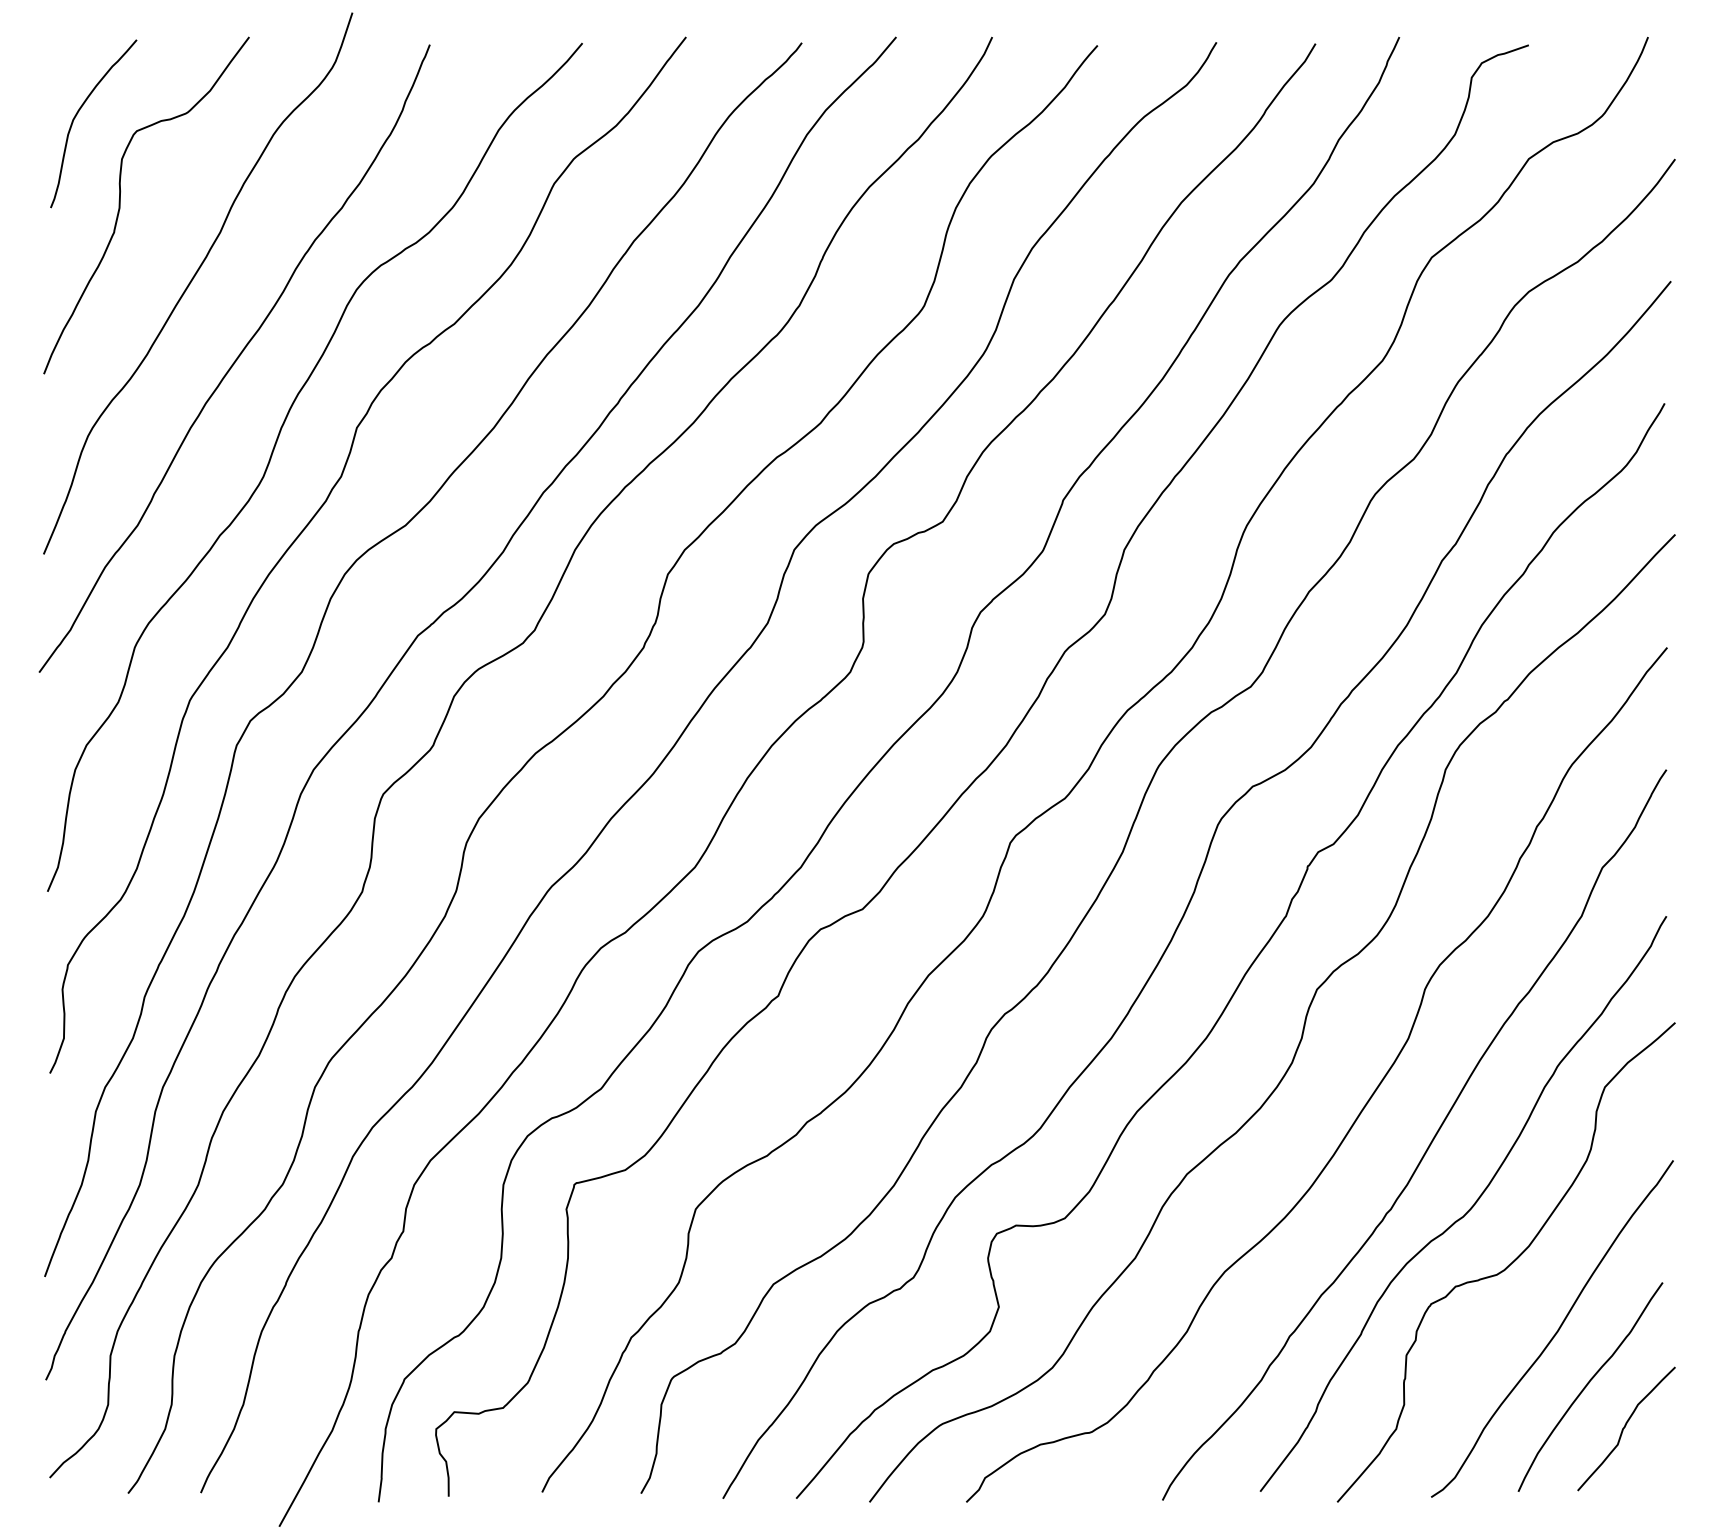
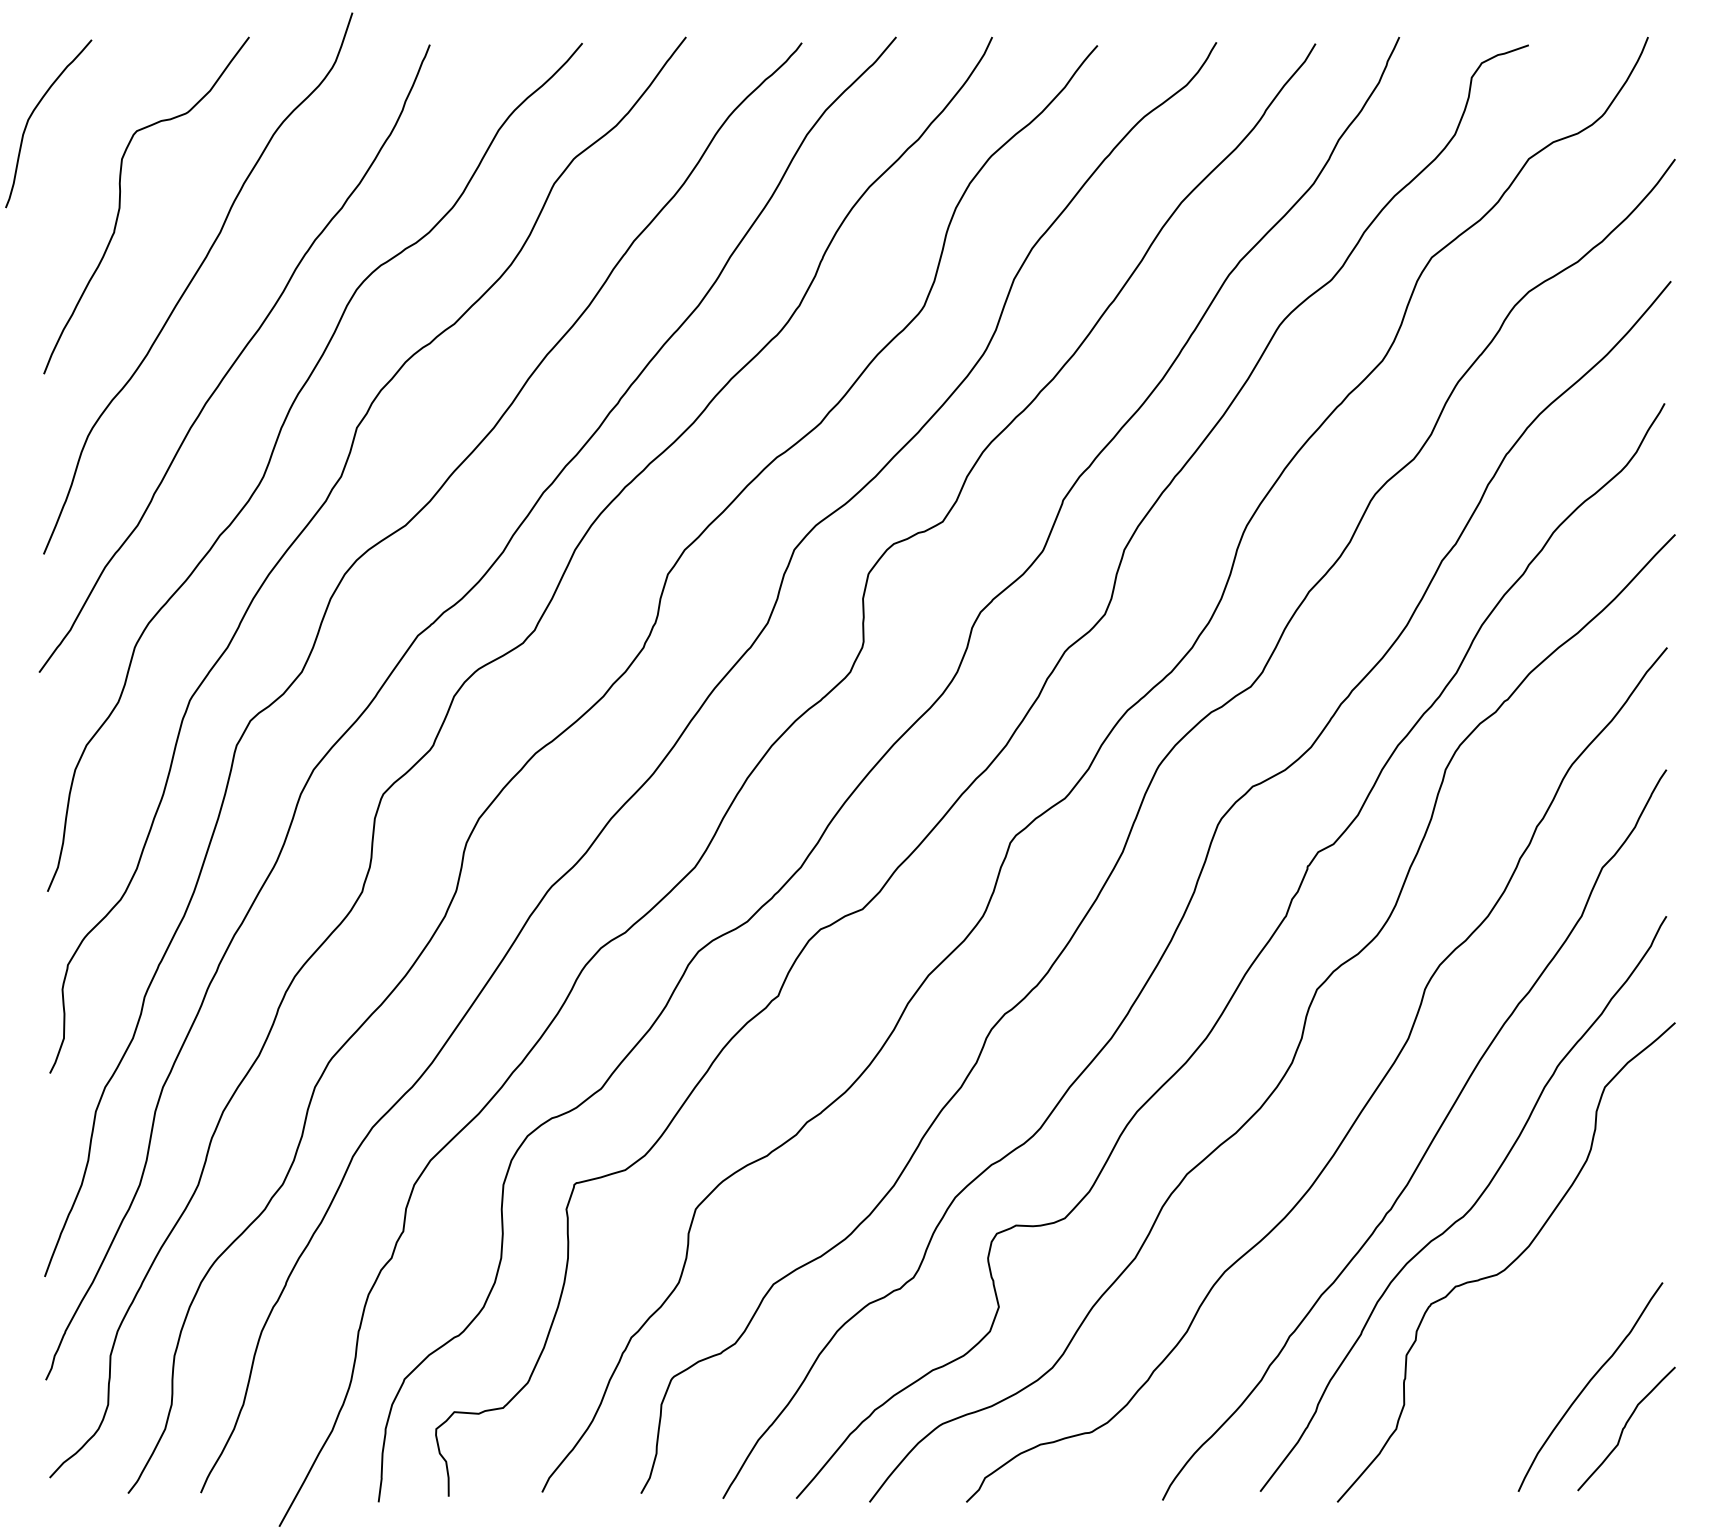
curve position: (78, 113) -> (33, 113) (33, 113)
curve: present -> none (1556, 1331)
